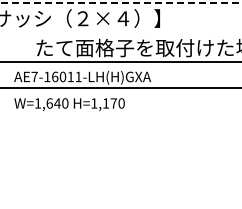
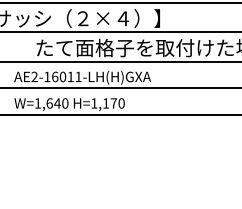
line: dashed -> solid (121, 2)
line: none -> present (120, 32)
text: AE7-16011-LH(H)GXA -> AE2-16011-LH(H)GXA (34, 76)
line: none -> present (120, 114)
